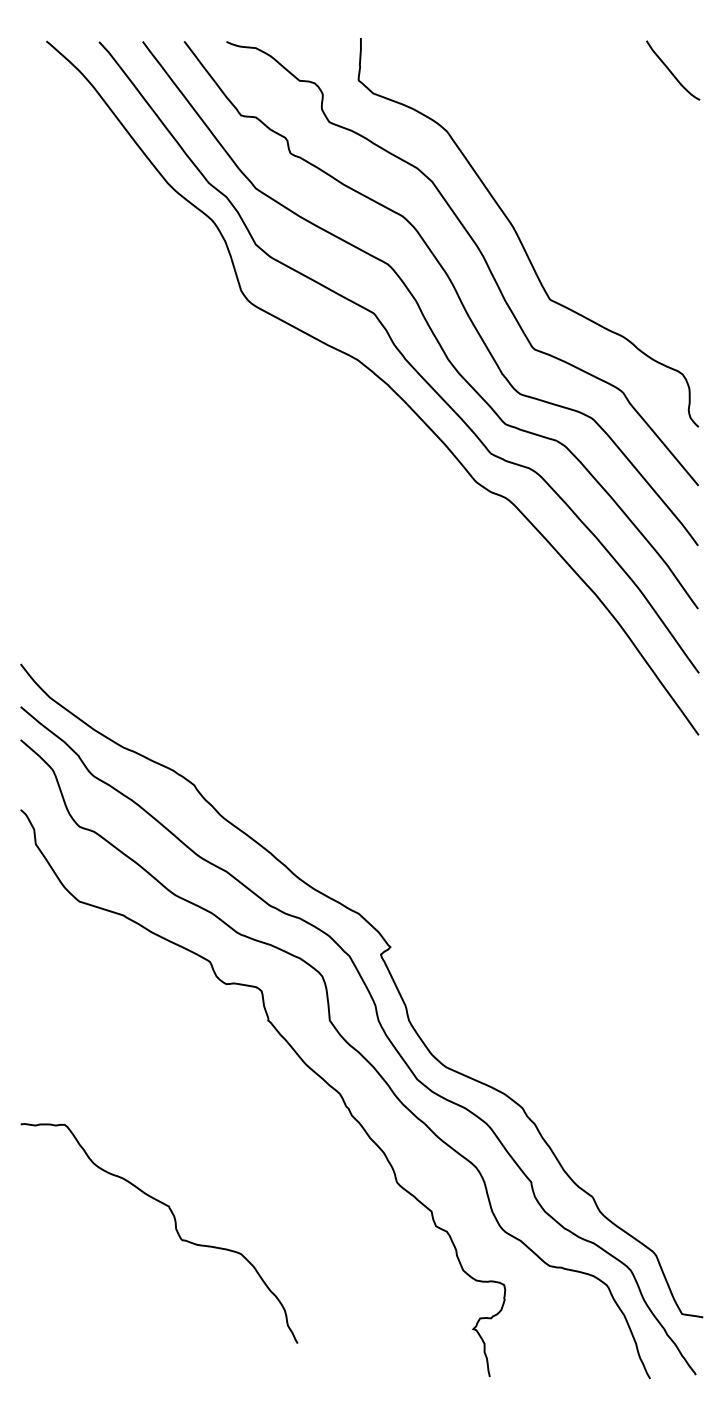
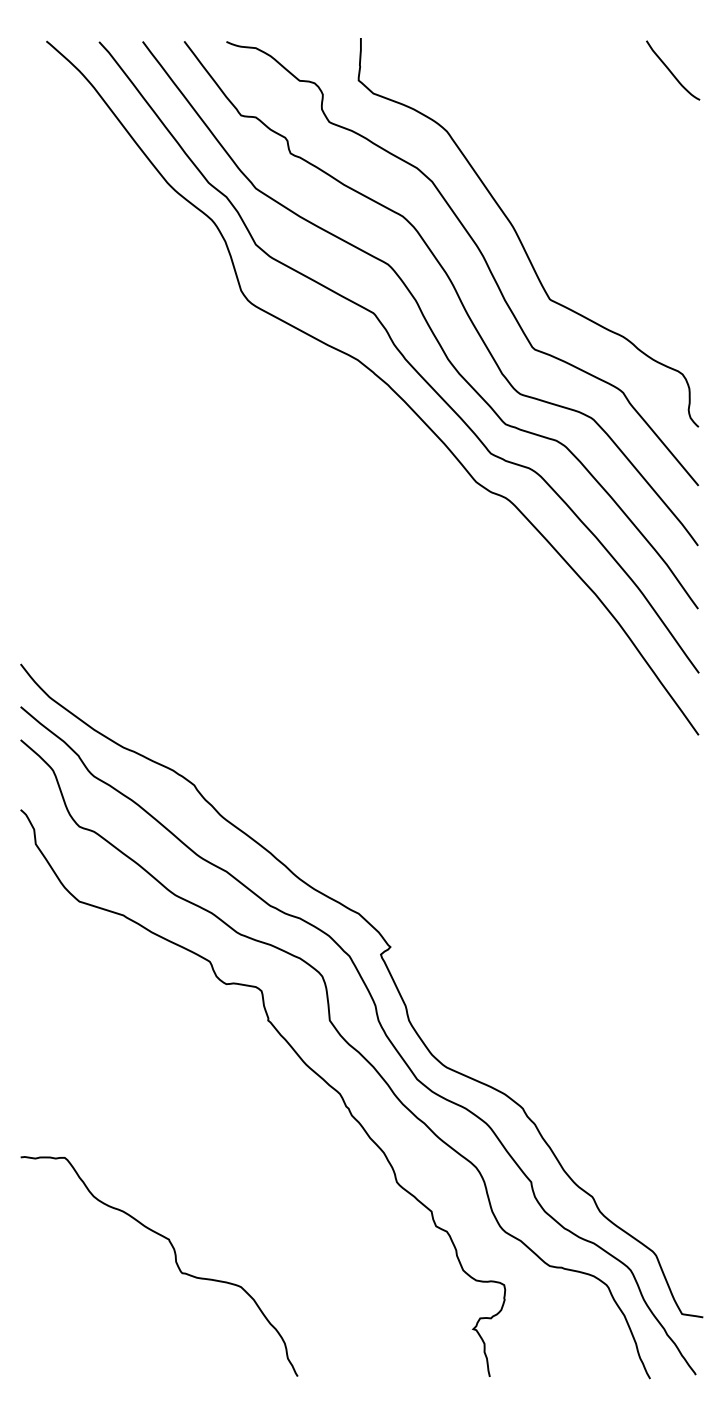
curve position: (175, 1230) -> (175, 1263) (175, 1263)
